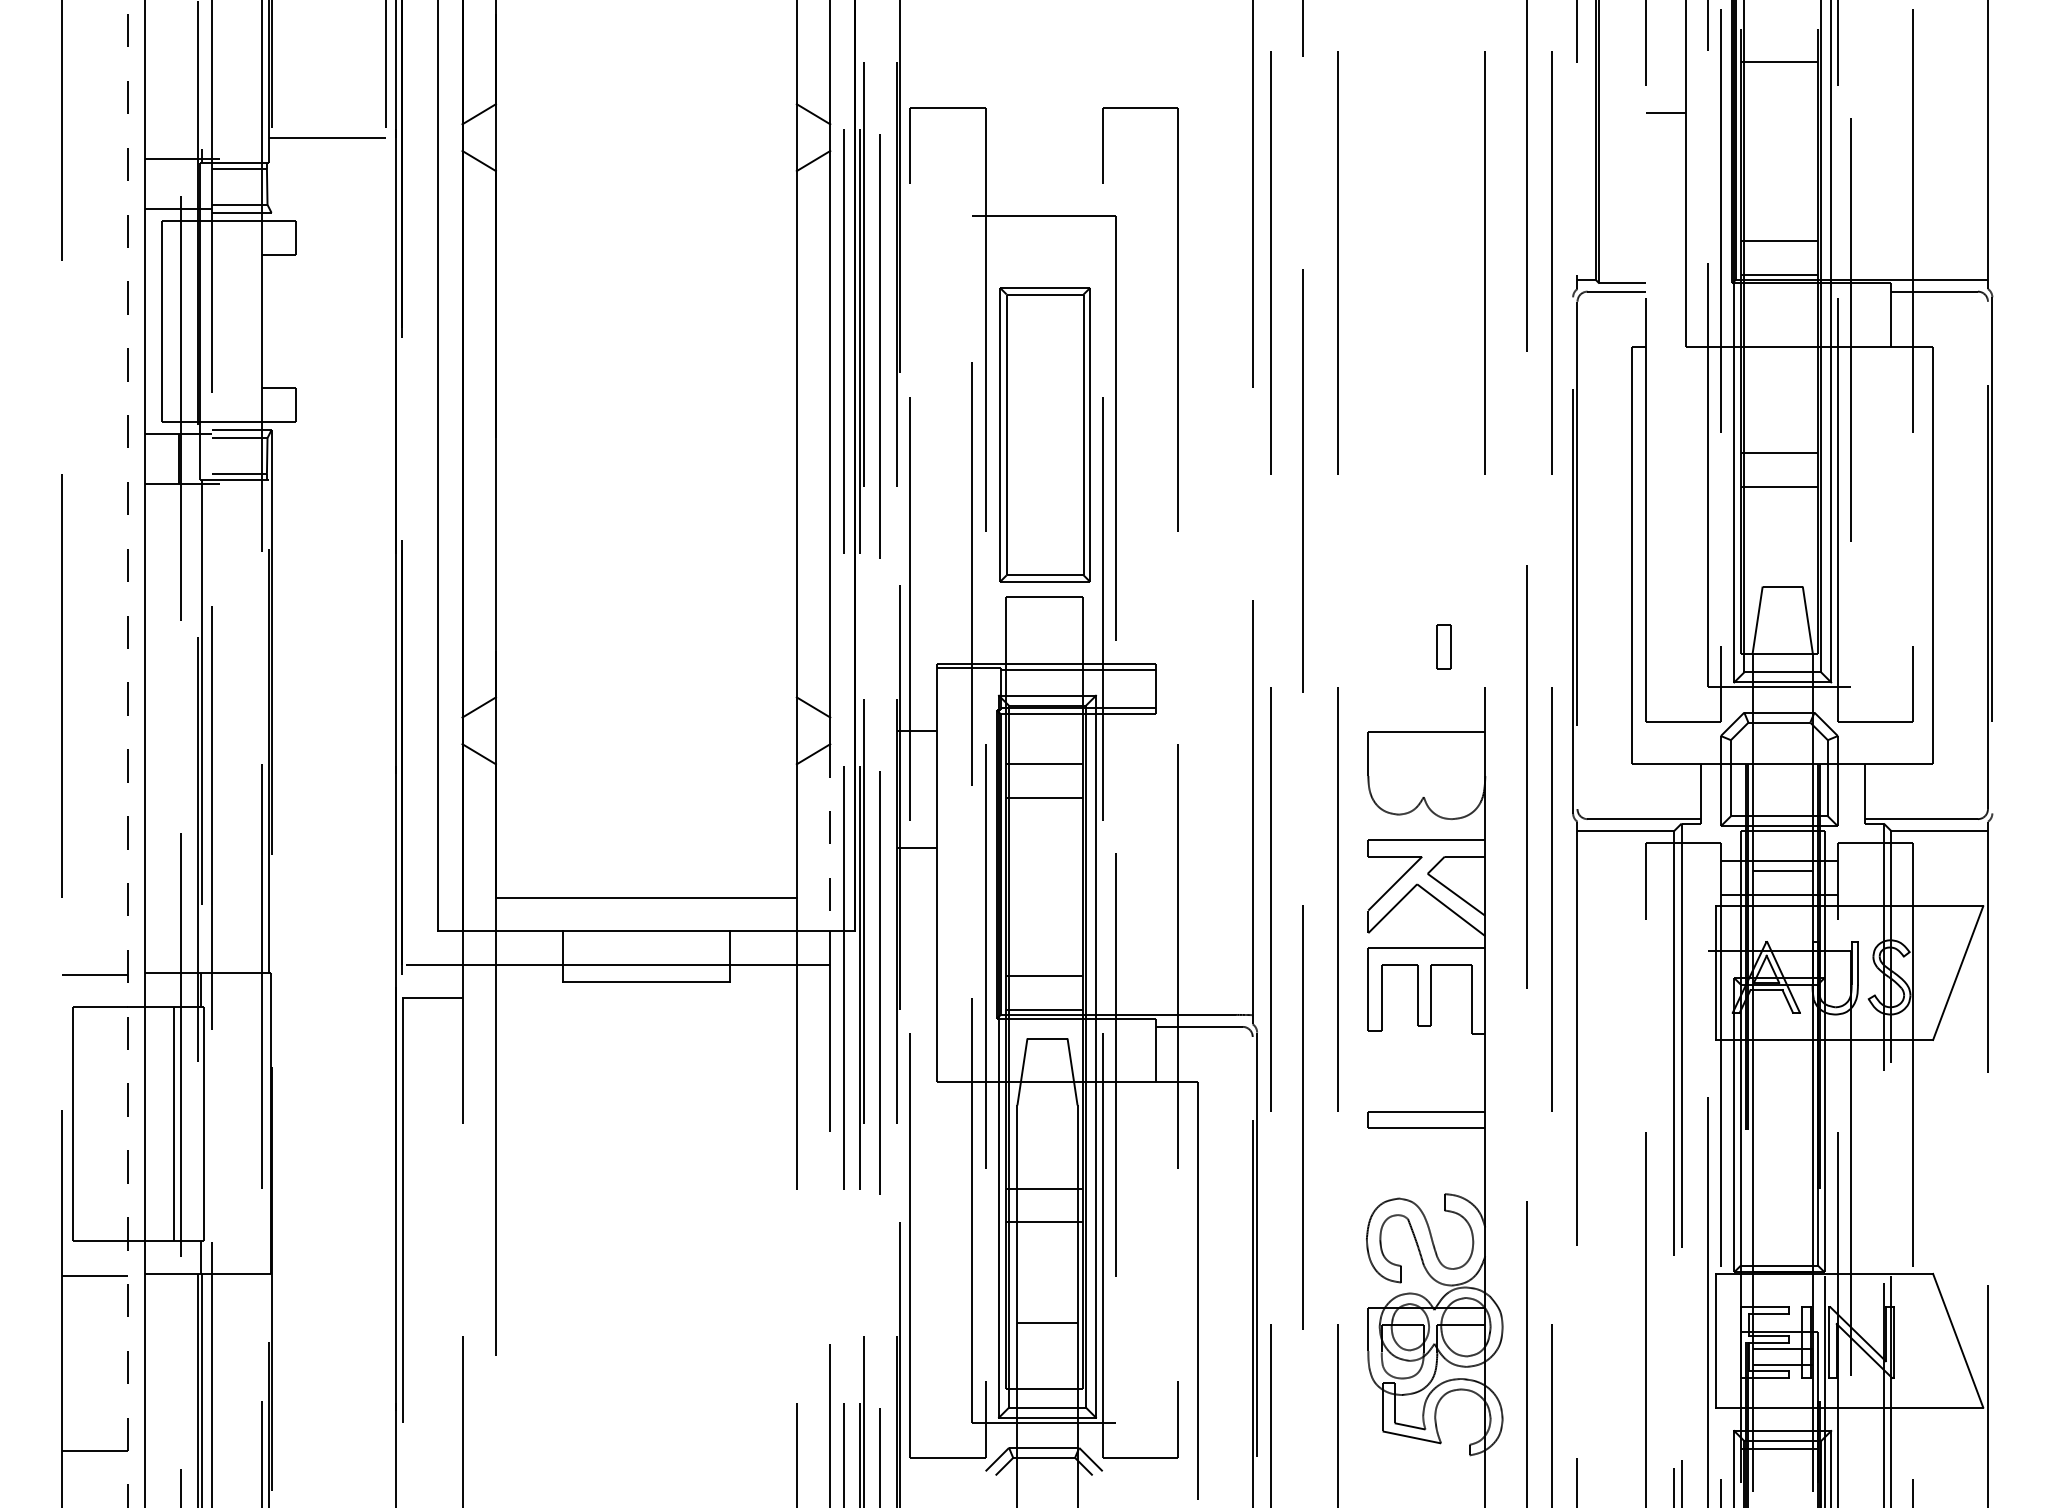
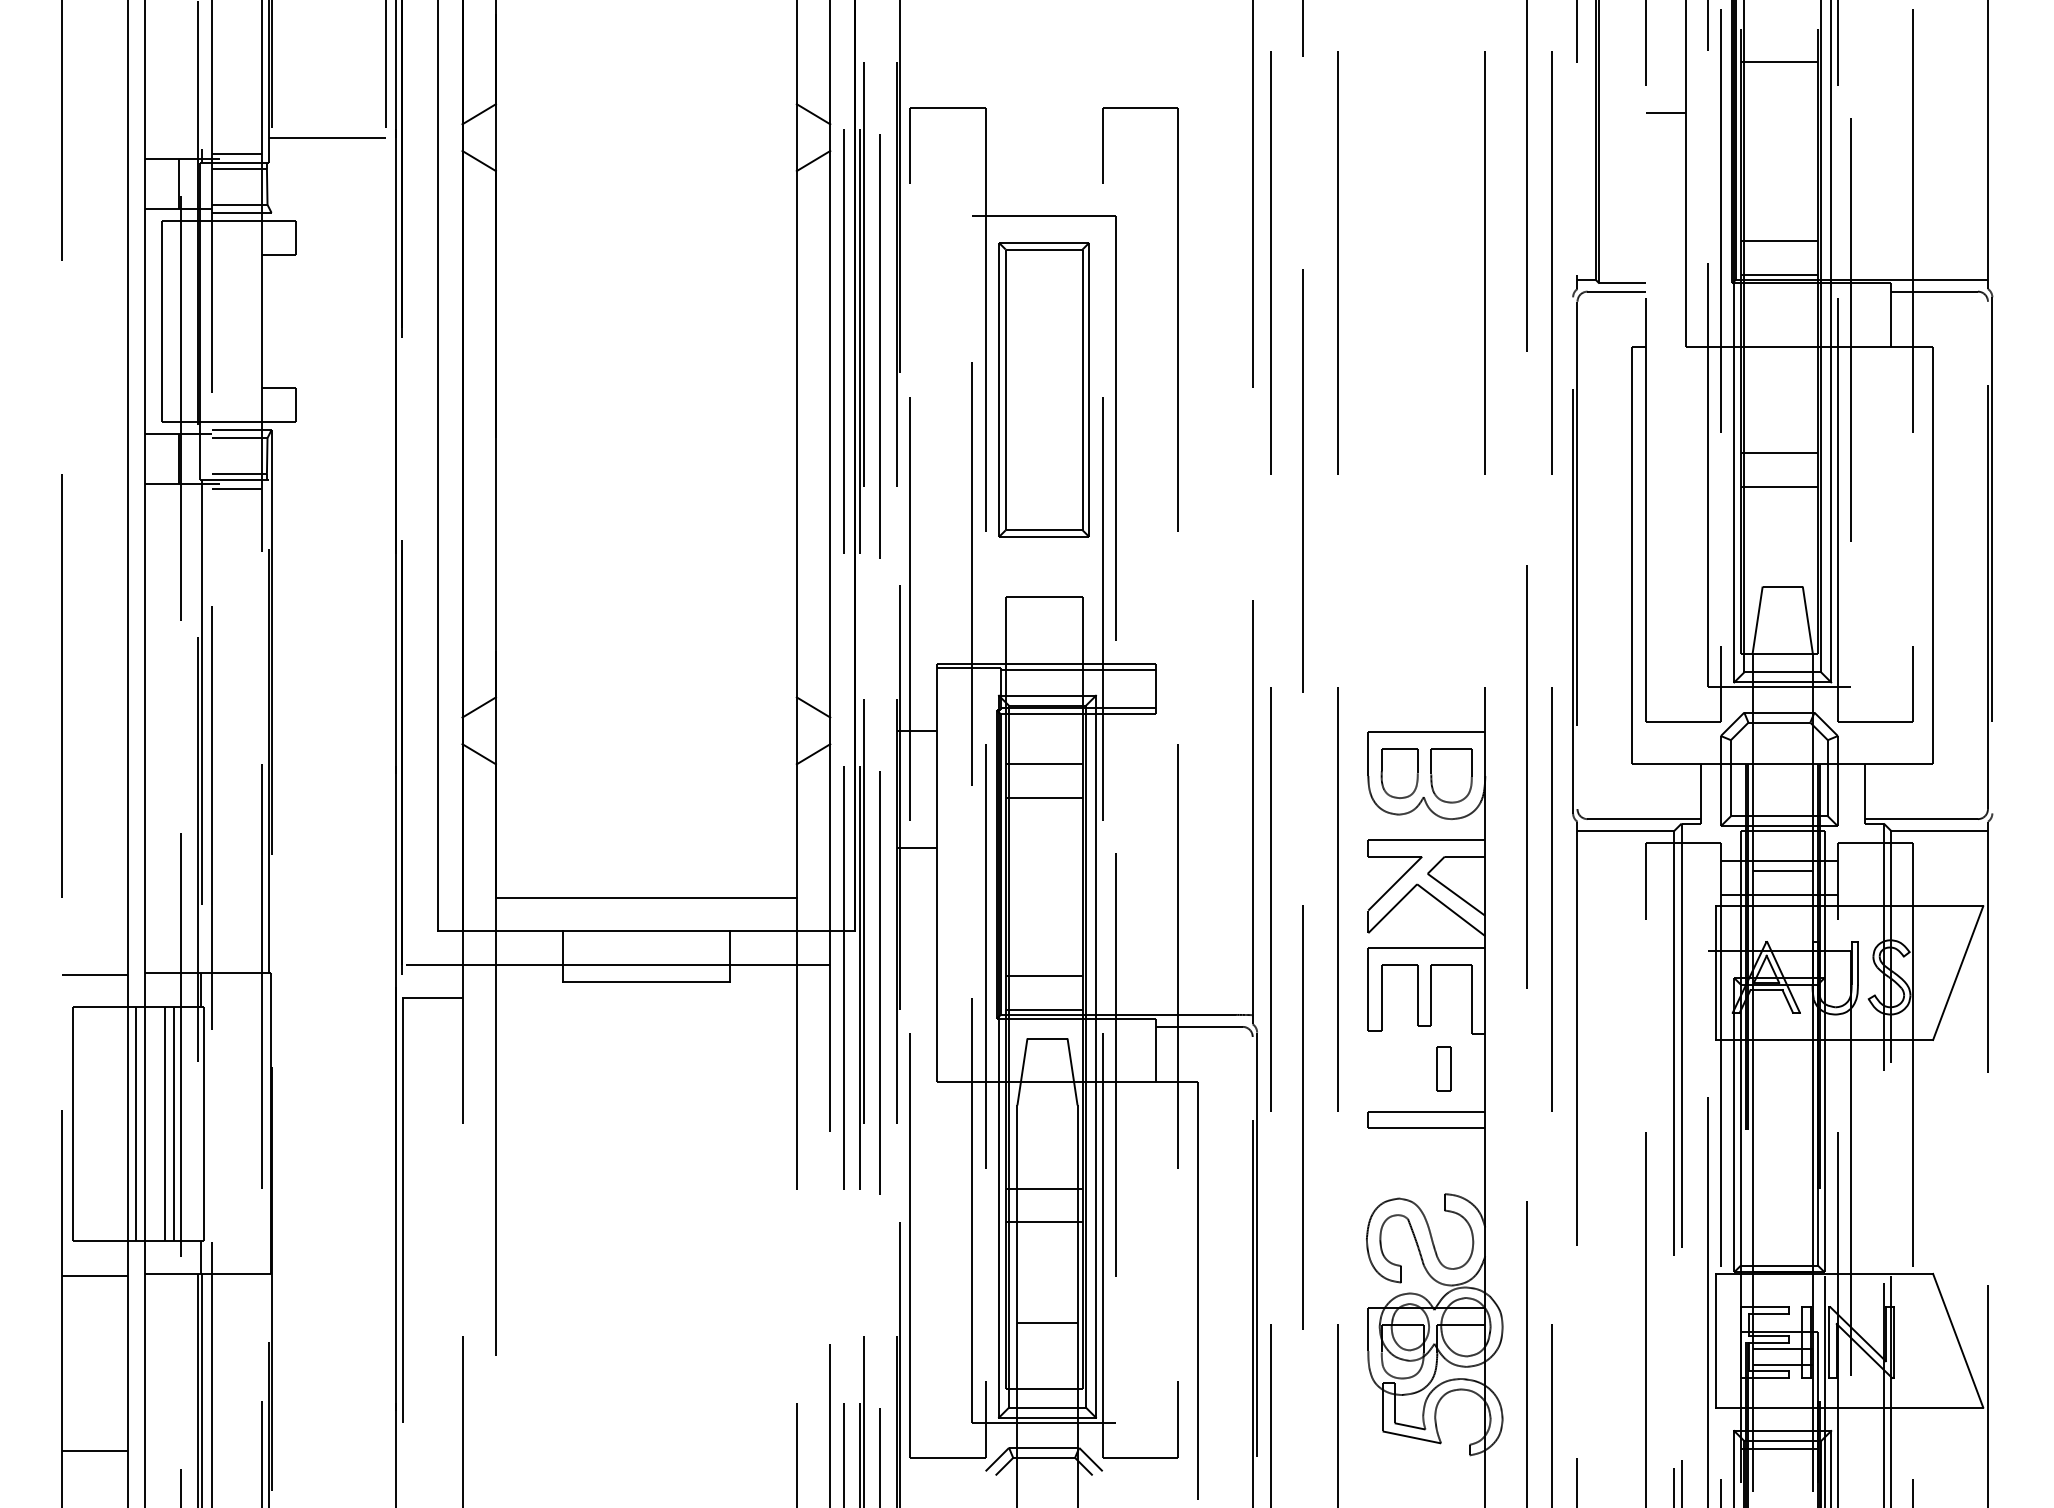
line: none -> present (237, 154)
line: none -> present (178, 184)
part position: (1044, 434) -> (1043, 389) (1043, 389)
line: none -> present (237, 488)
part position: (1443, 646) -> (1443, 1068) (1443, 1068)
line: dashed -> solid (128, 753)
part: none -> present (1399, 773)
part: none -> present (1451, 775)
line: dashed -> solid (830, 837)
line: none -> present (135, 1123)
line: none -> present (165, 1123)
